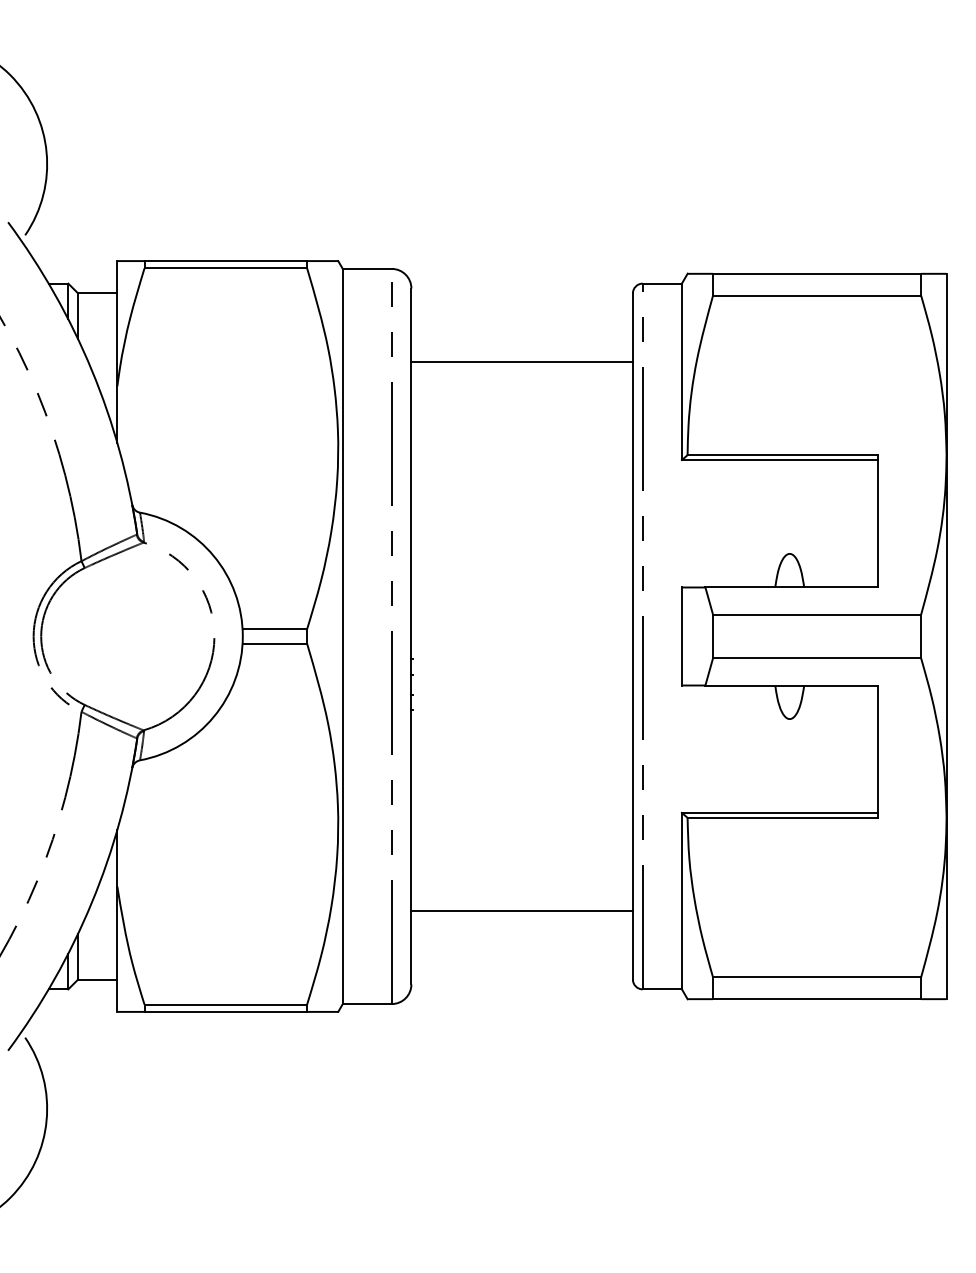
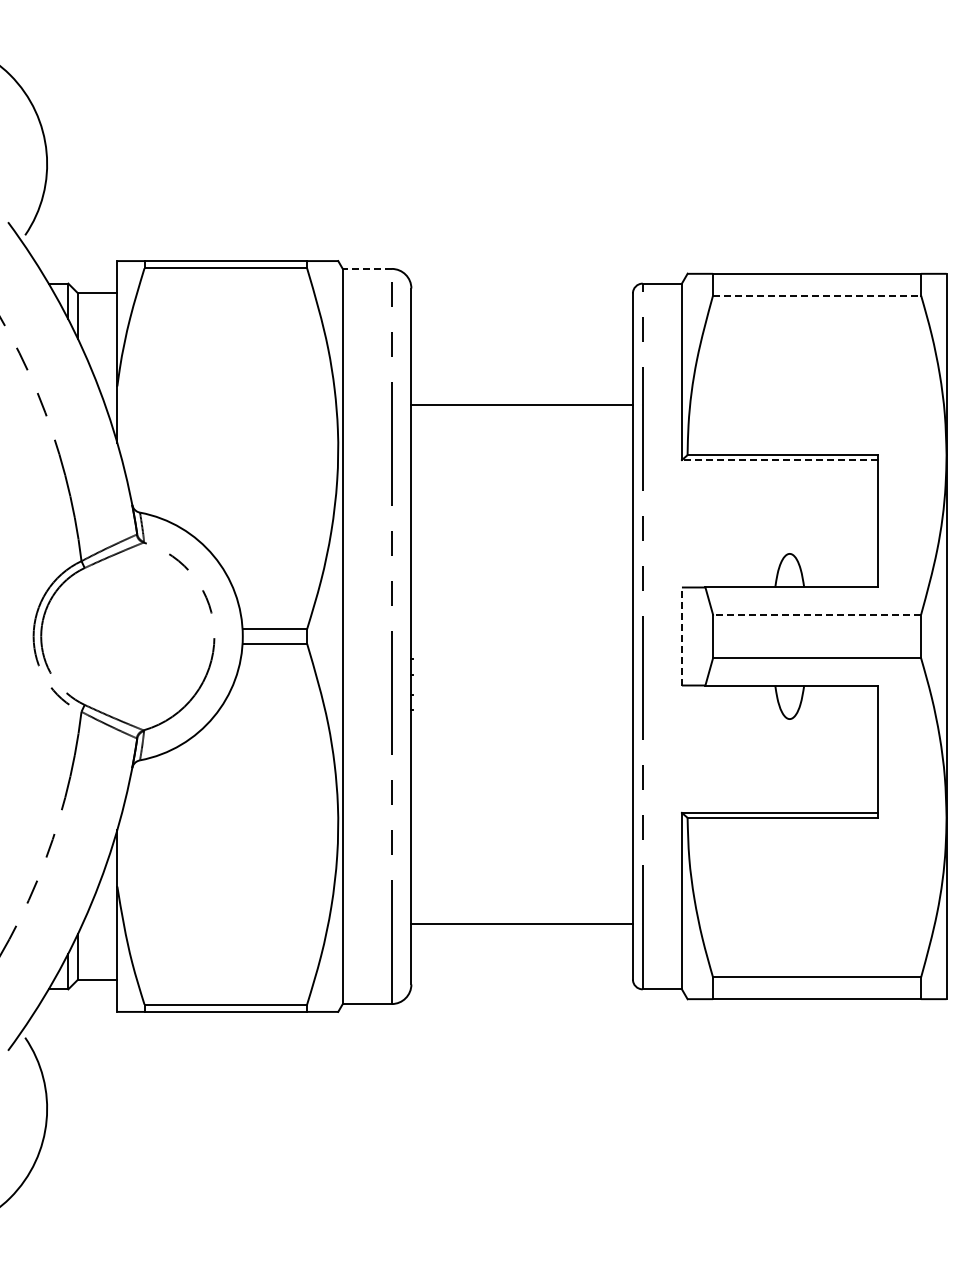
line: solid -> dashed (367, 268)
line: solid -> dashed (817, 295)
line position: (521, 362) -> (521, 405) (521, 405)
line: solid -> dashed (779, 460)
line: solid -> dashed (816, 614)
line: solid -> dashed (681, 636)
line position: (521, 910) -> (521, 923) (521, 923)
